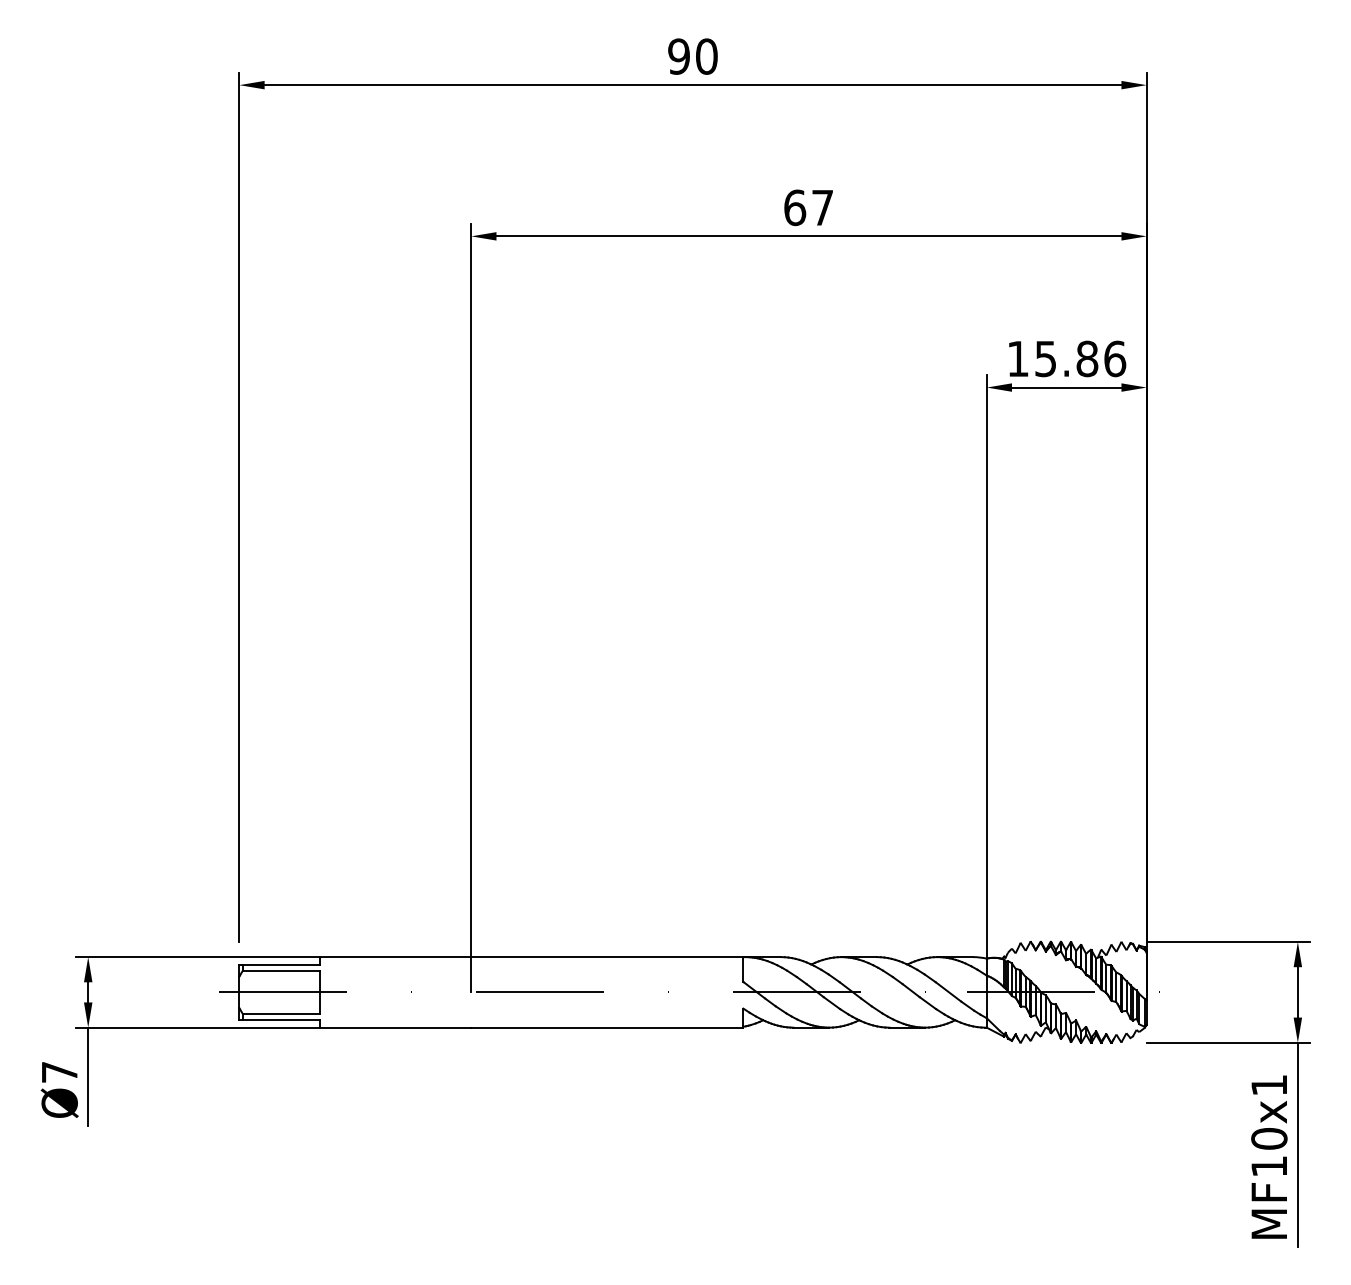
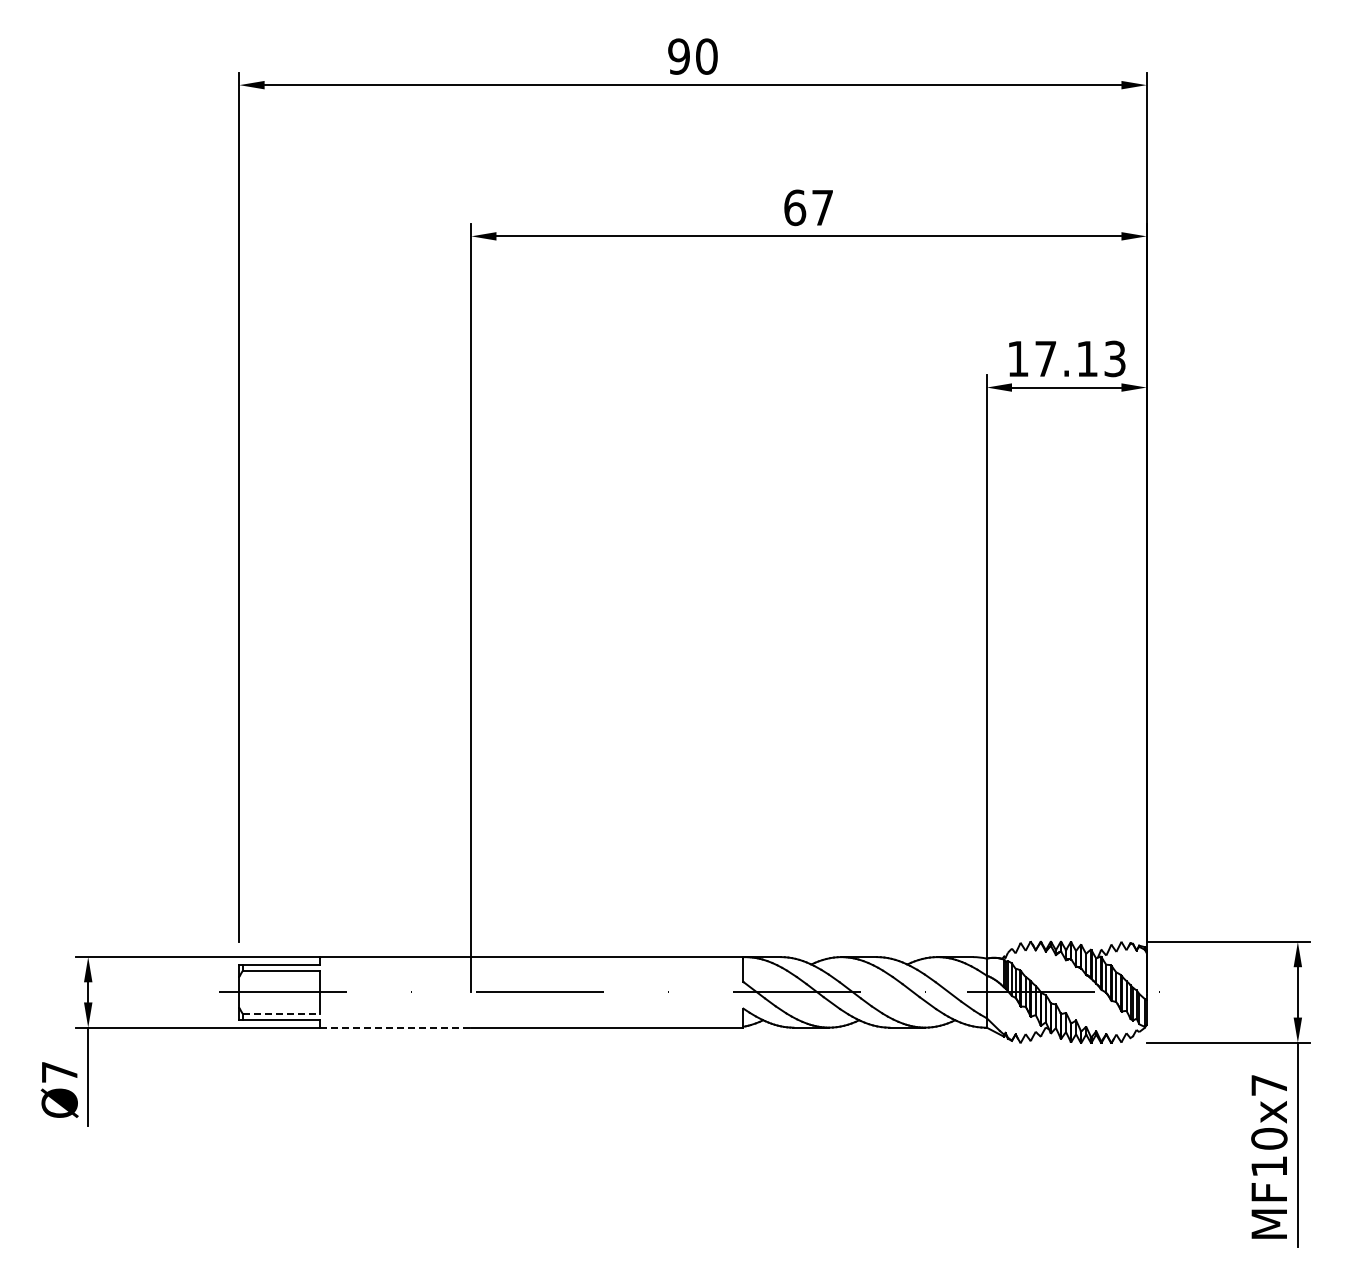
text: 15.86 -> 17.13 (1080, 358)
line: solid -> dashed (281, 1014)
line: solid -> dashed (395, 1027)
text: MF10x1 -> MF10x7 (1268, 1085)
